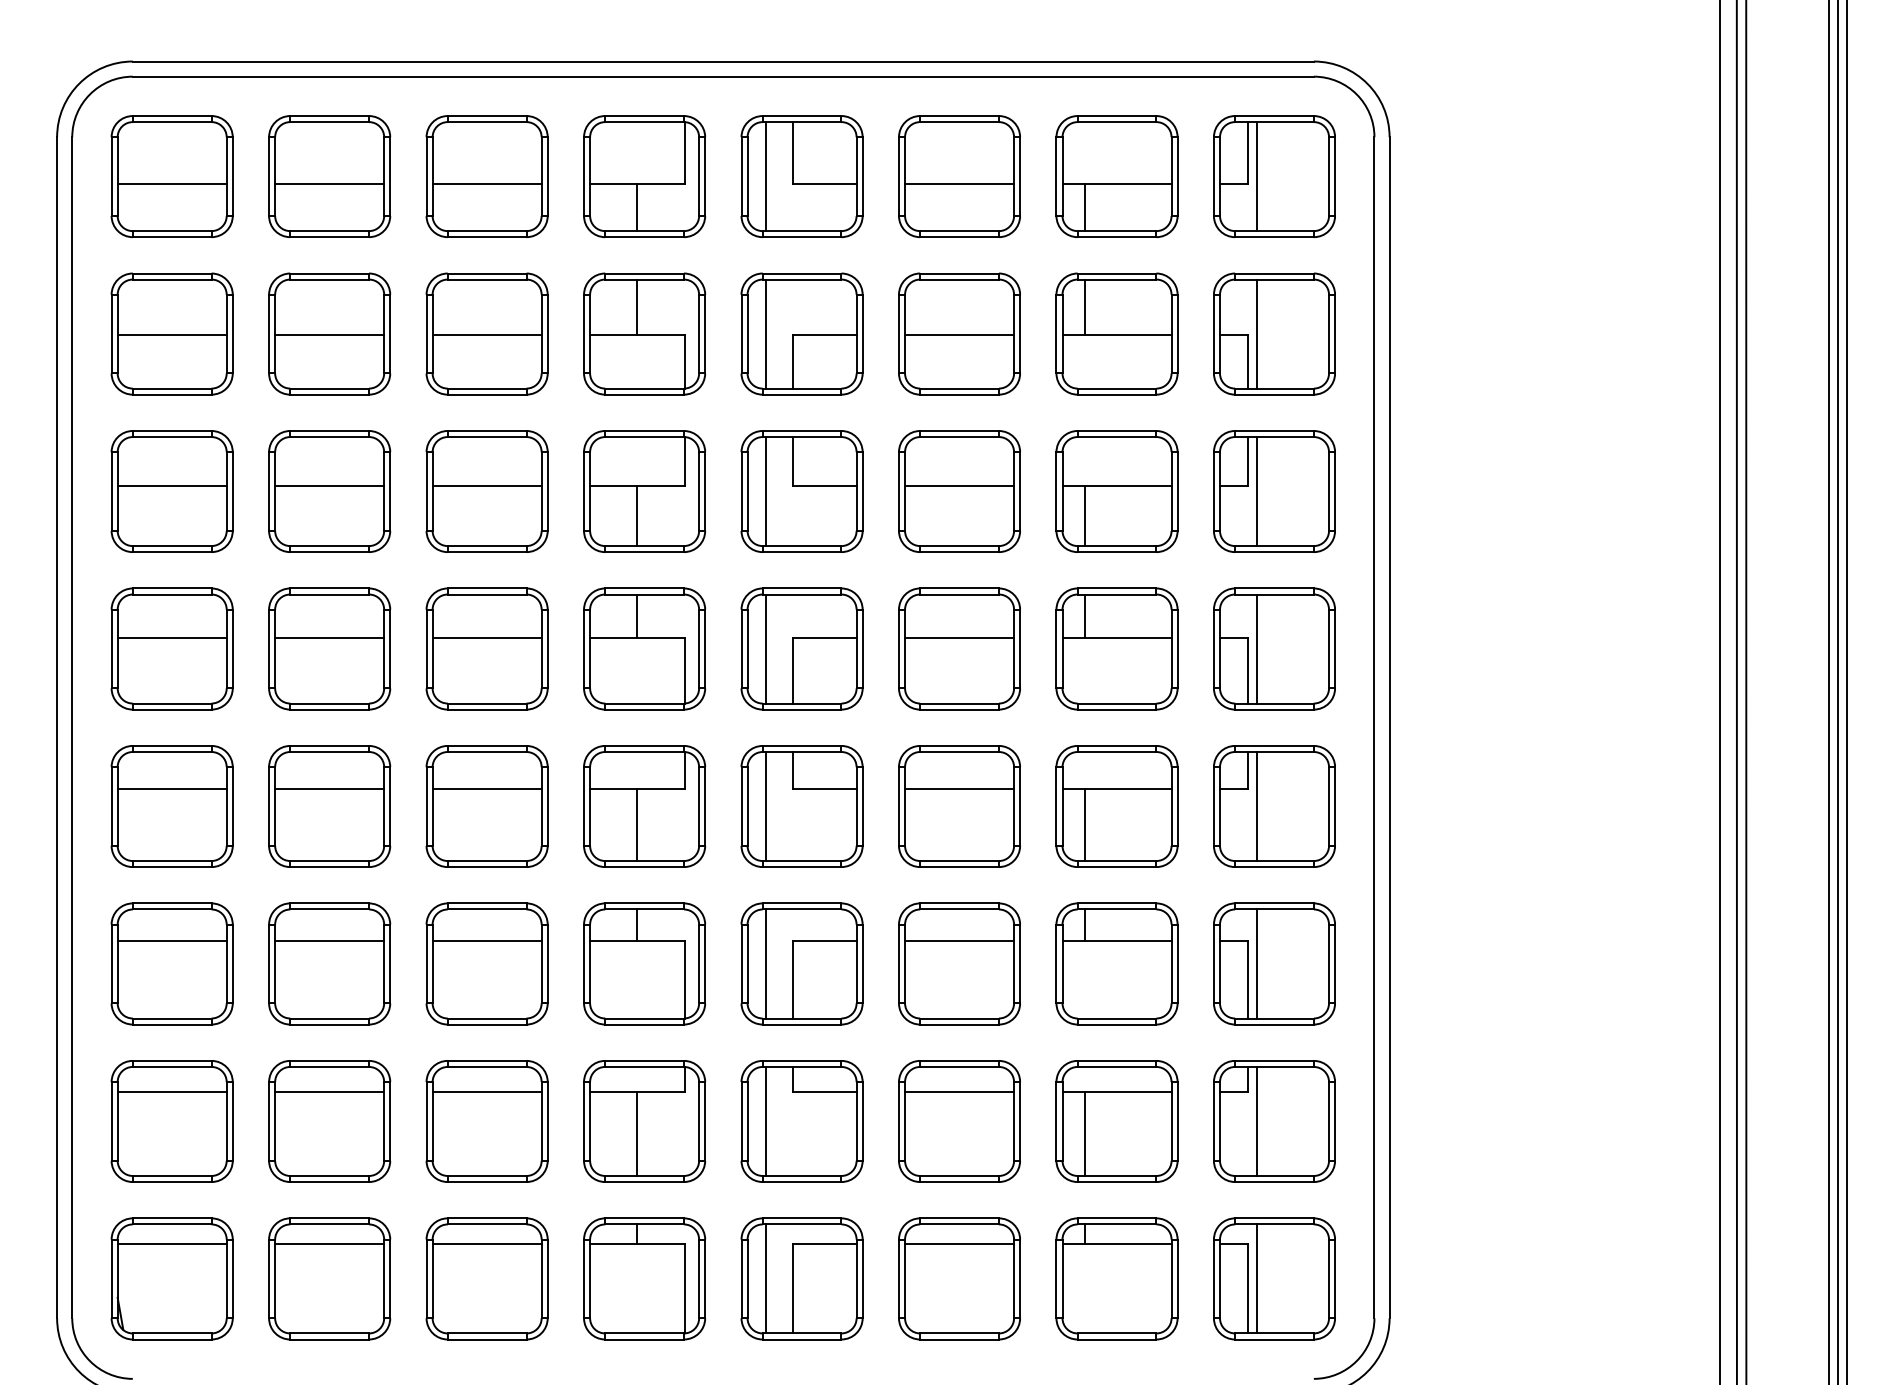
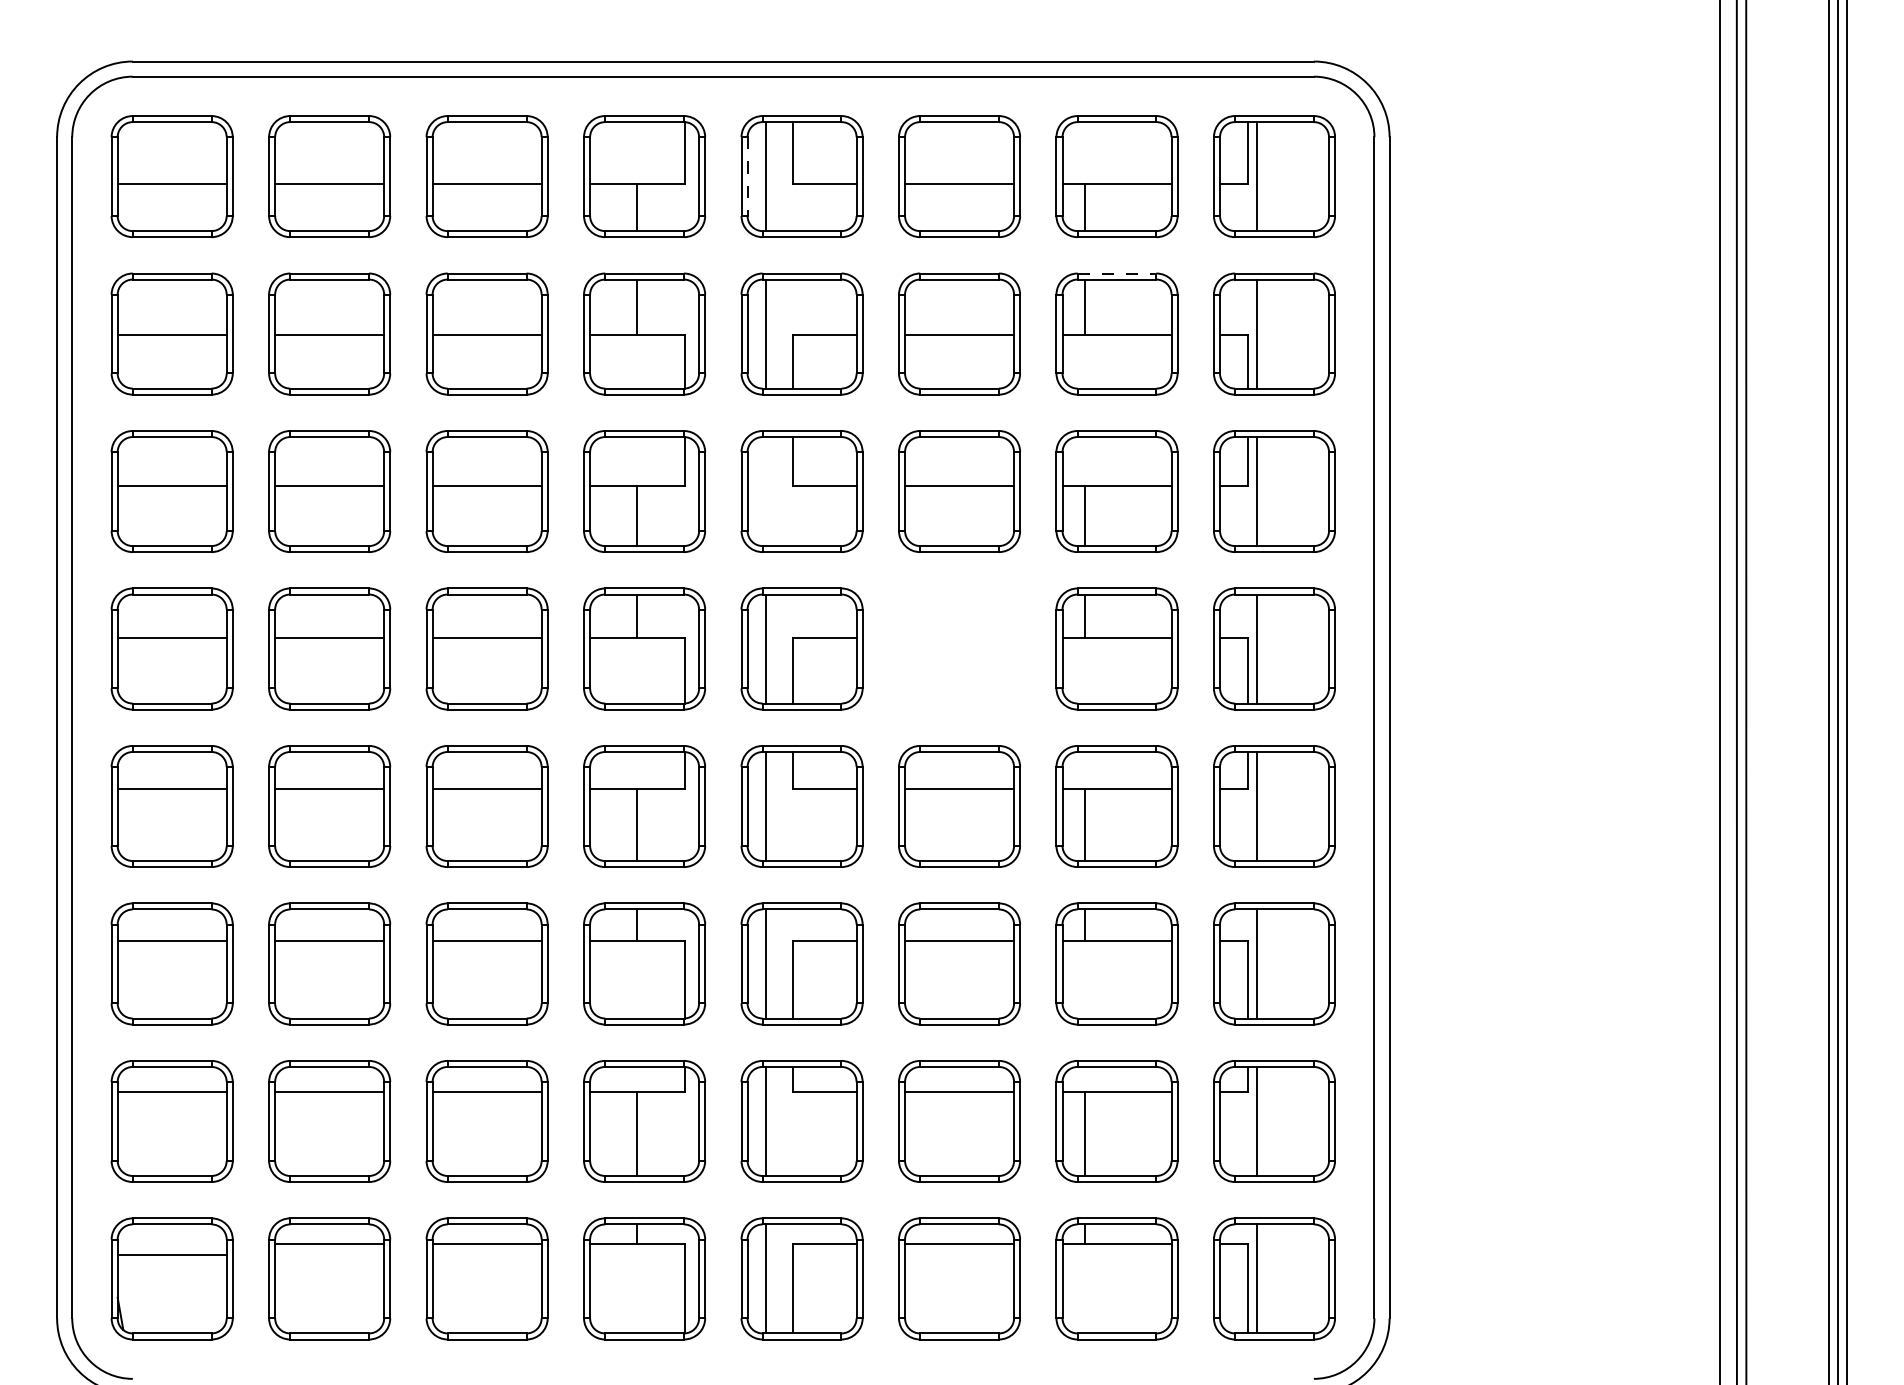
line: solid -> dashed (747, 177)
line: solid -> dashed (1117, 273)
line: present -> none (766, 491)
part: present -> none (959, 648)
line position: (171, 1243) -> (171, 1254) (171, 1254)
